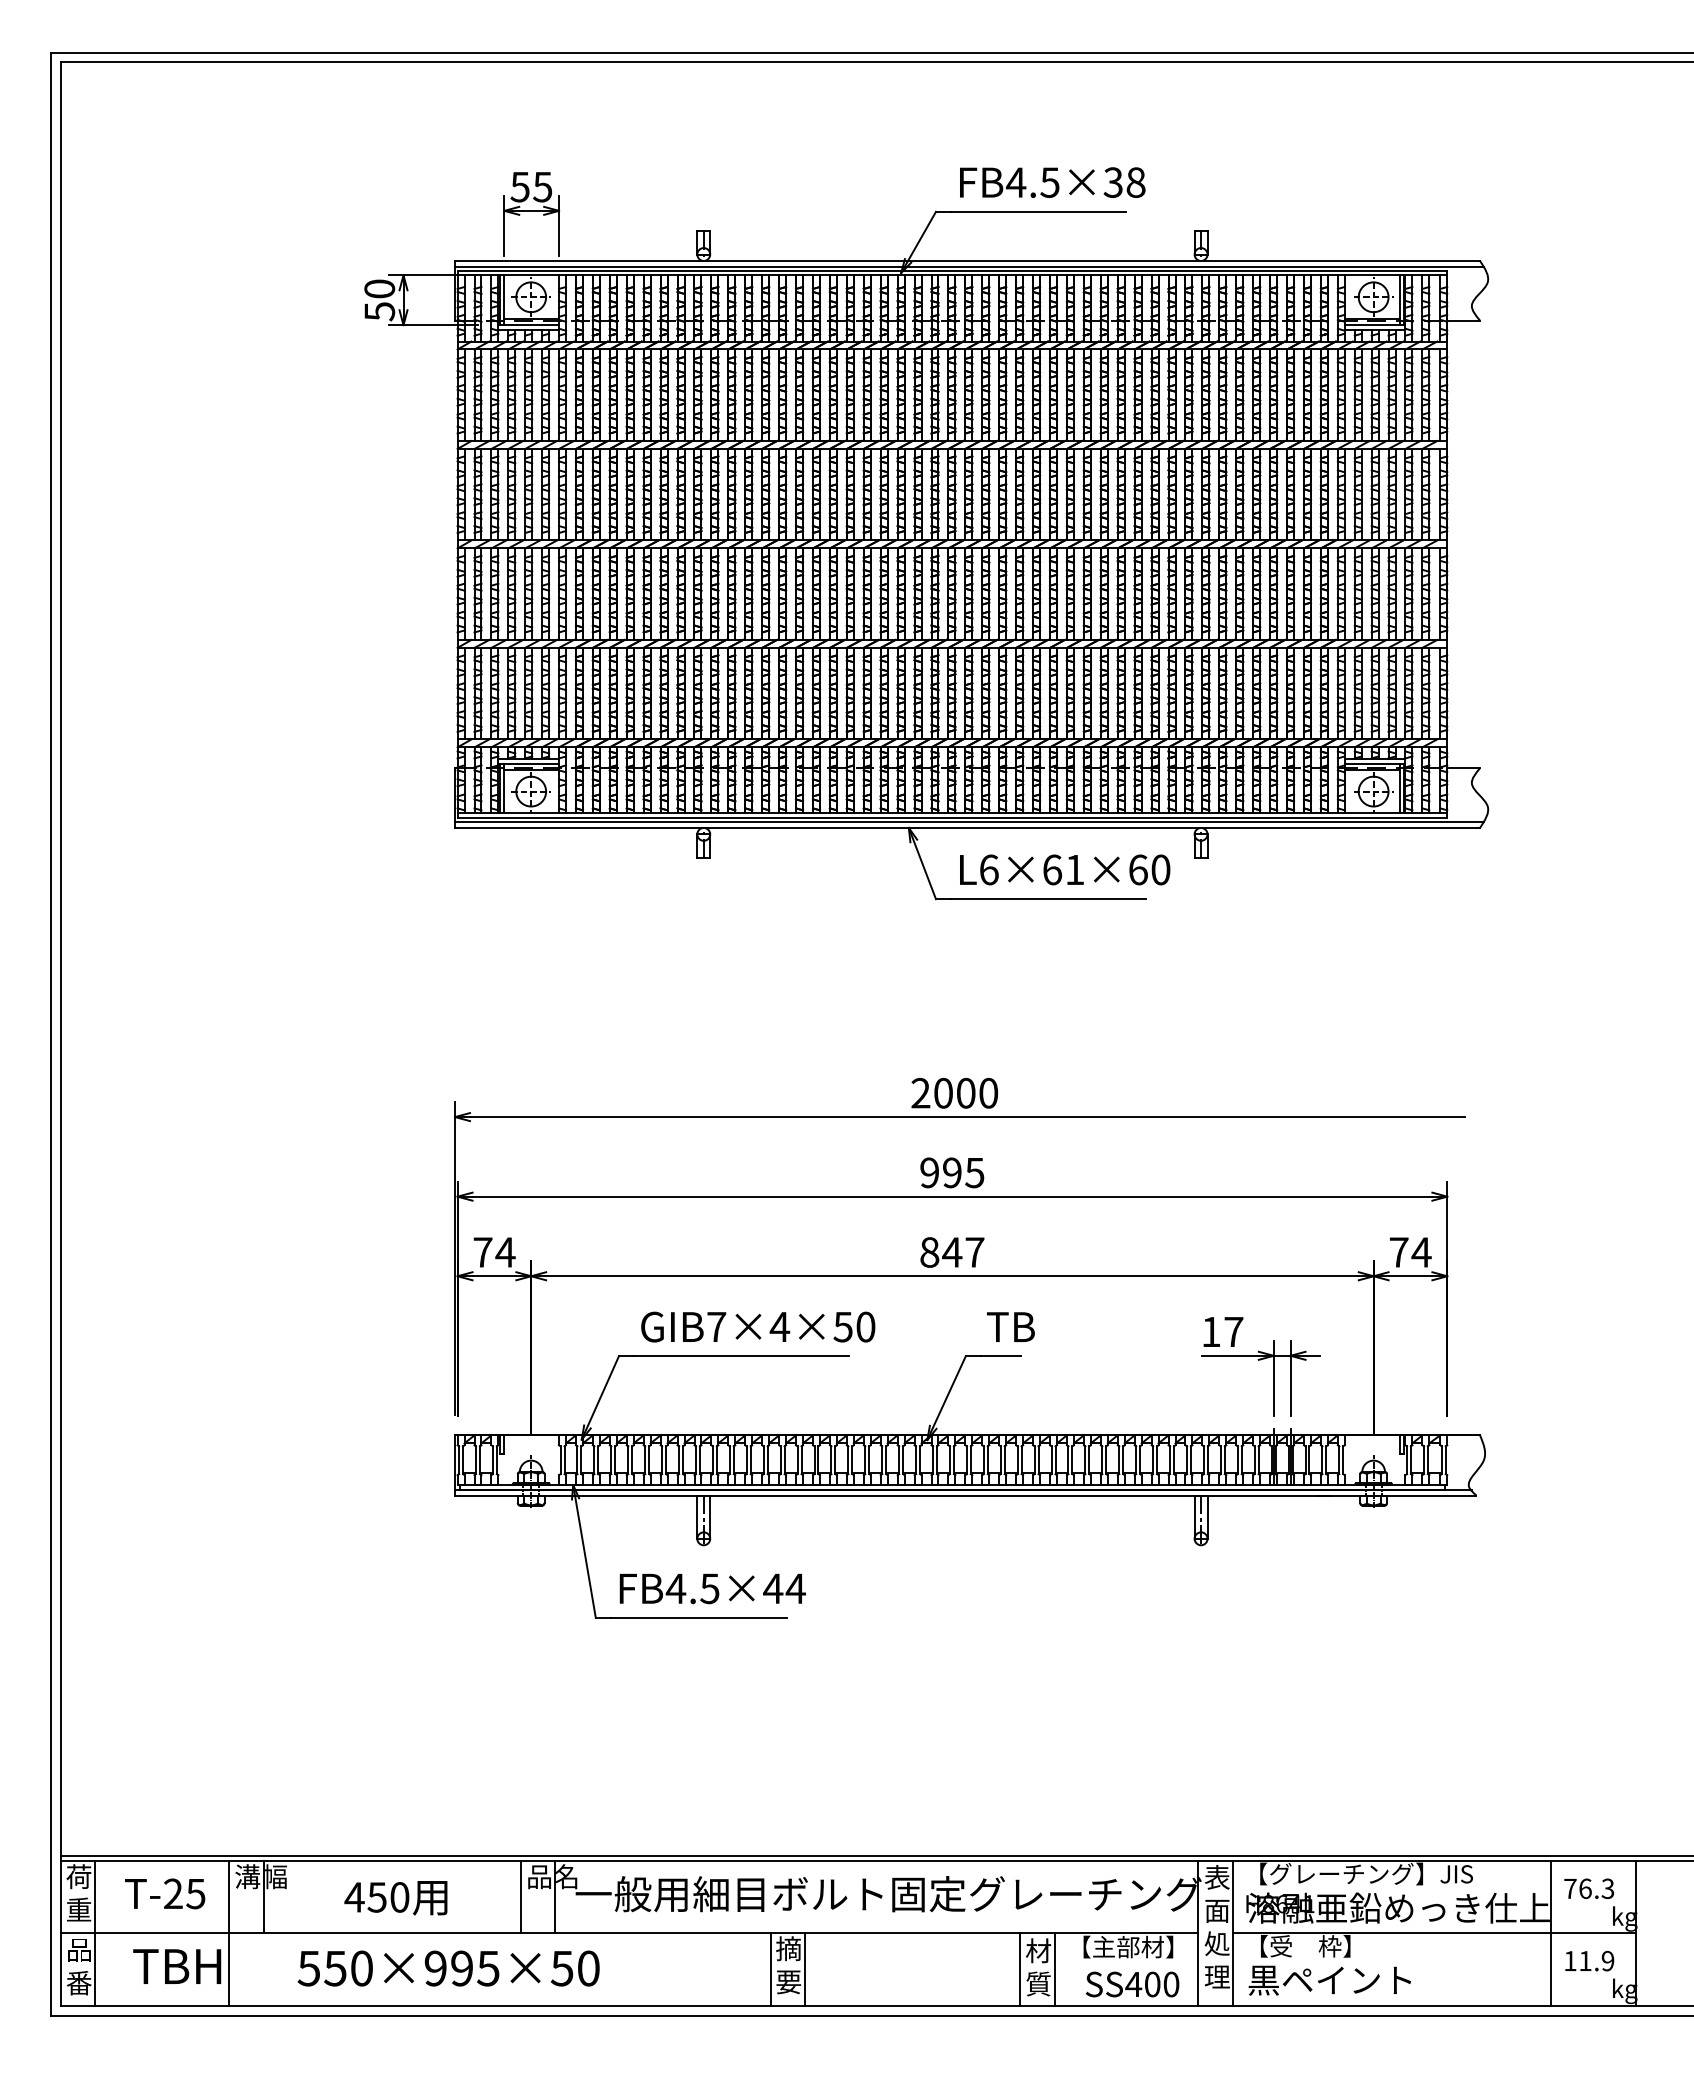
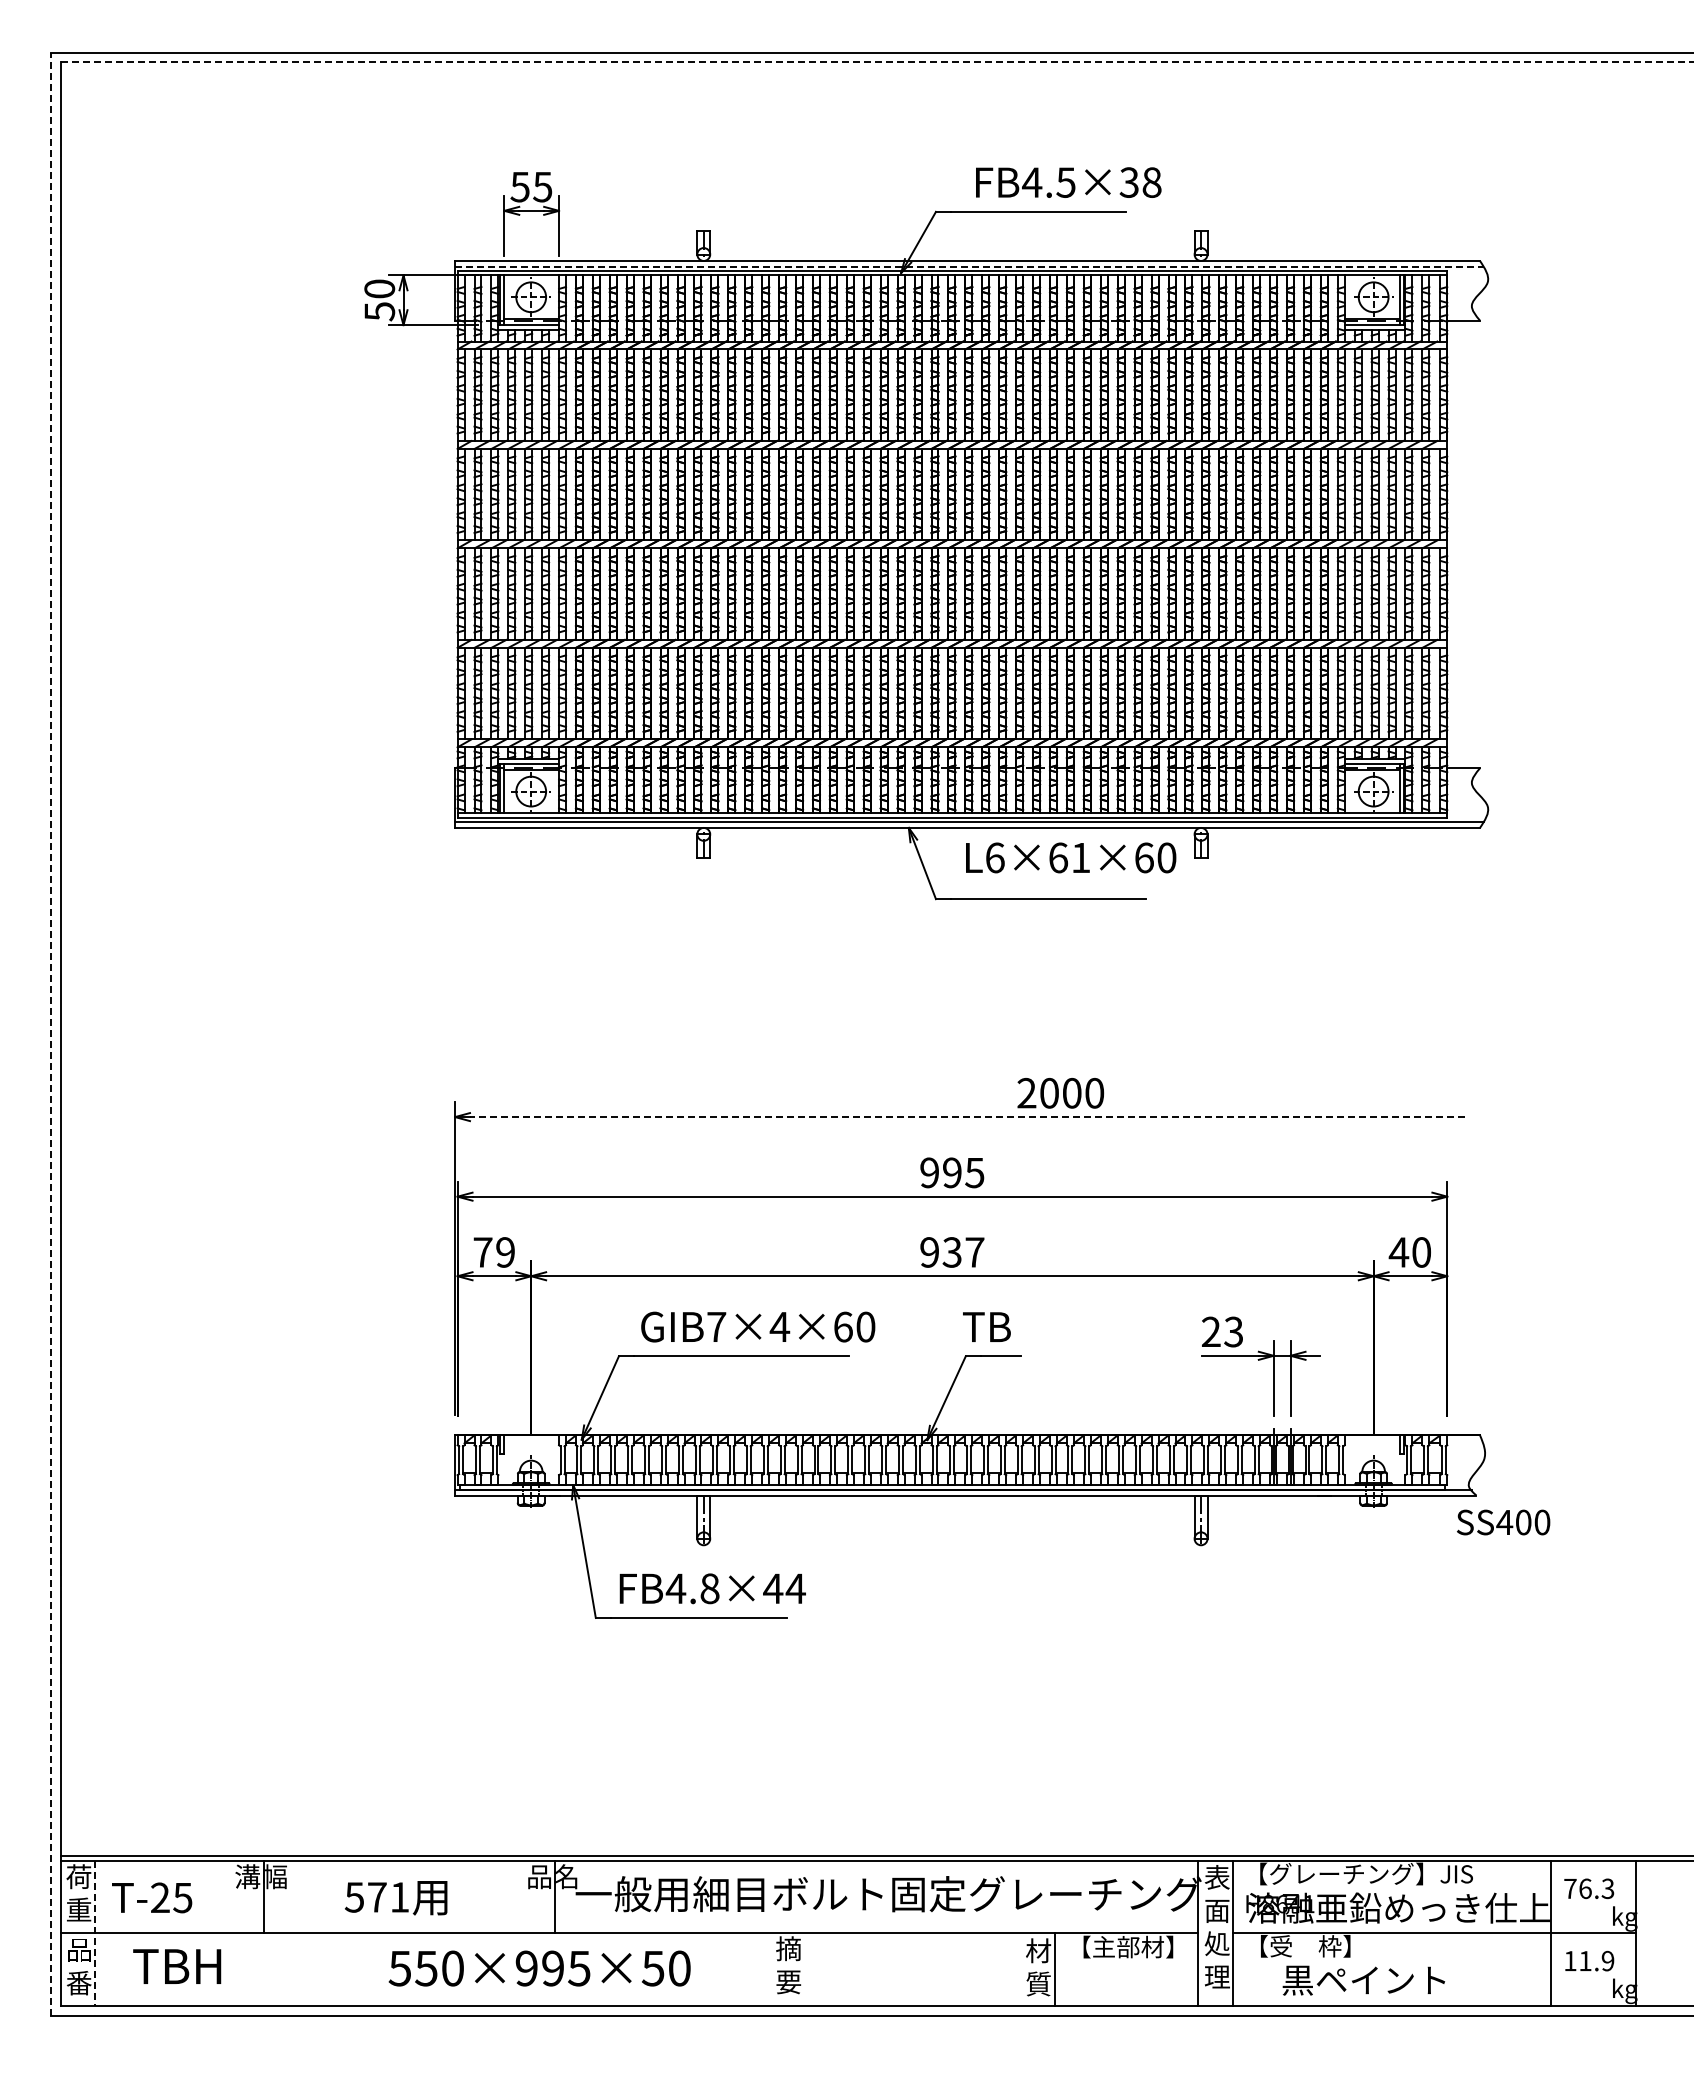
line: solid -> dashed (877, 62)
text position: (1052, 182) -> (1068, 182) (1068, 182)
line: solid -> dashed (969, 266)
text position: (1065, 869) -> (1071, 857) (1071, 857)
line: solid -> dashed (50, 1033)
text position: (954, 1093) -> (1060, 1093) (1060, 1093)
line: solid -> dashed (967, 1117)
text: 74 -> 79 (505, 1252)
text: 847 -> 937 (941, 1252)
text: 74 -> 40 (1409, 1252)
text: GIB7×4×50 -> GIB7×4×60 (842, 1326)
text position: (1010, 1326) -> (986, 1326) (986, 1326)
text: 17 -> 23 (1222, 1331)
text: FB4.5×44 -> FB4.8×44 (709, 1588)
text position: (165, 1893) -> (152, 1897) (152, 1897)
text: 450 -> 571 (376, 1897)
line: present -> none (520, 1897)
line: solid -> dashed (95, 1933)
line: present -> none (228, 1933)
text position: (448, 1968) -> (539, 1968) (539, 1968)
line: present -> none (770, 1969)
line: present -> none (805, 1969)
line: present -> none (1020, 1969)
text position: (1329, 1980) -> (1363, 1980) (1363, 1980)
text position: (1132, 1984) -> (1503, 1522) (1503, 1522)
